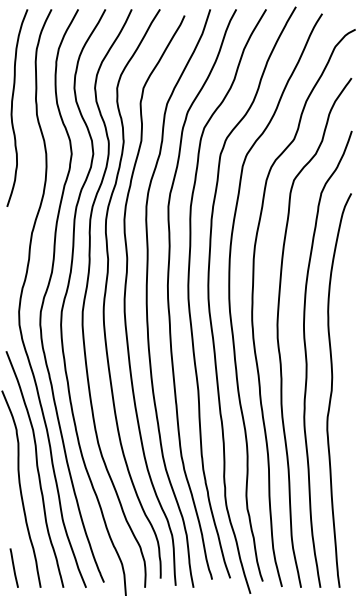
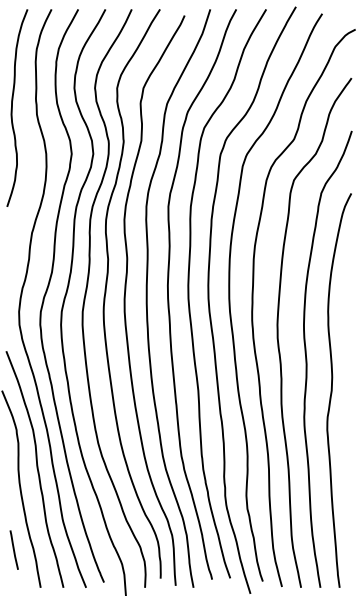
line position: (13, 567) -> (13, 549) (13, 549)
